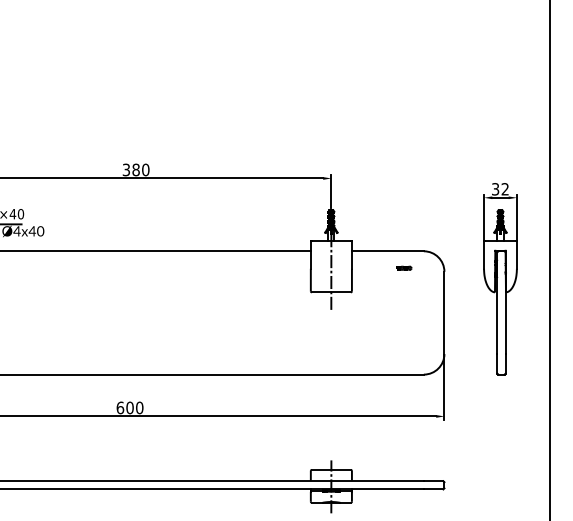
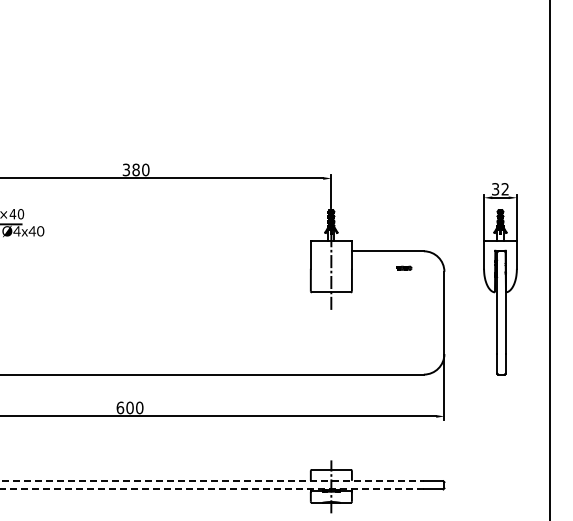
line: present -> none (156, 251)
line: solid -> dashed (212, 481)
line: solid -> dashed (212, 489)
